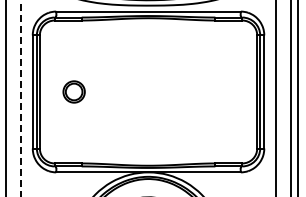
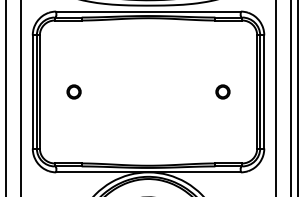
circle size: 24x24 px -> 16x16 px (73, 91)
circle: none -> present (222, 91)
line: dashed -> solid (20, 98)
